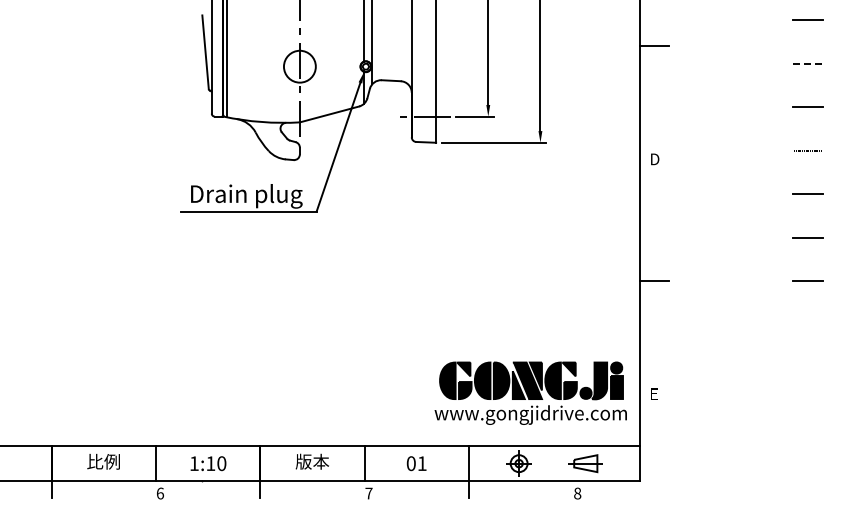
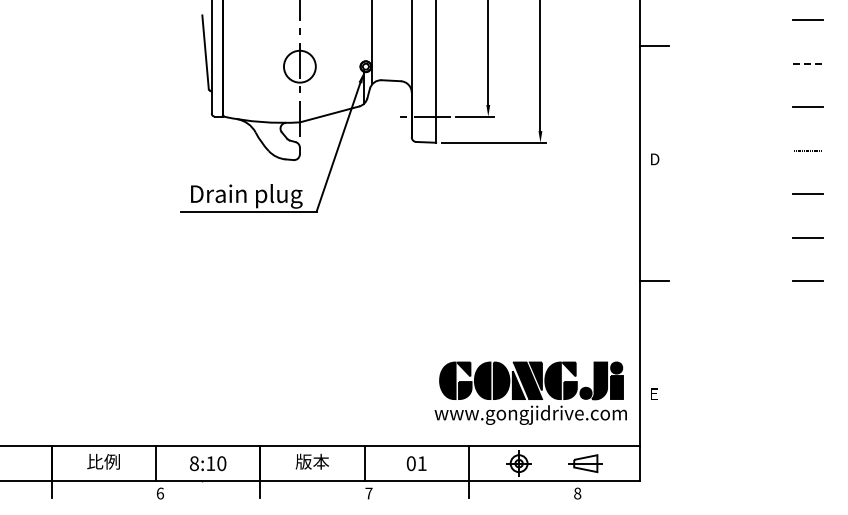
line: present -> none (363, 32)
line: present -> none (227, 59)
text: 1:10 -> 8:10 (194, 463)
